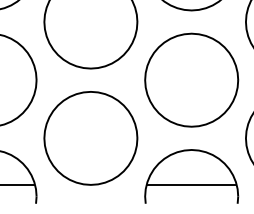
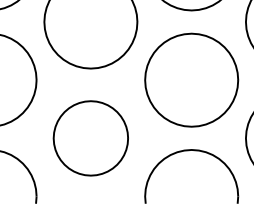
part size: 96x95 px -> 77x77 px (90, 138)
line: present -> none (17, 184)
line: present -> none (190, 184)
